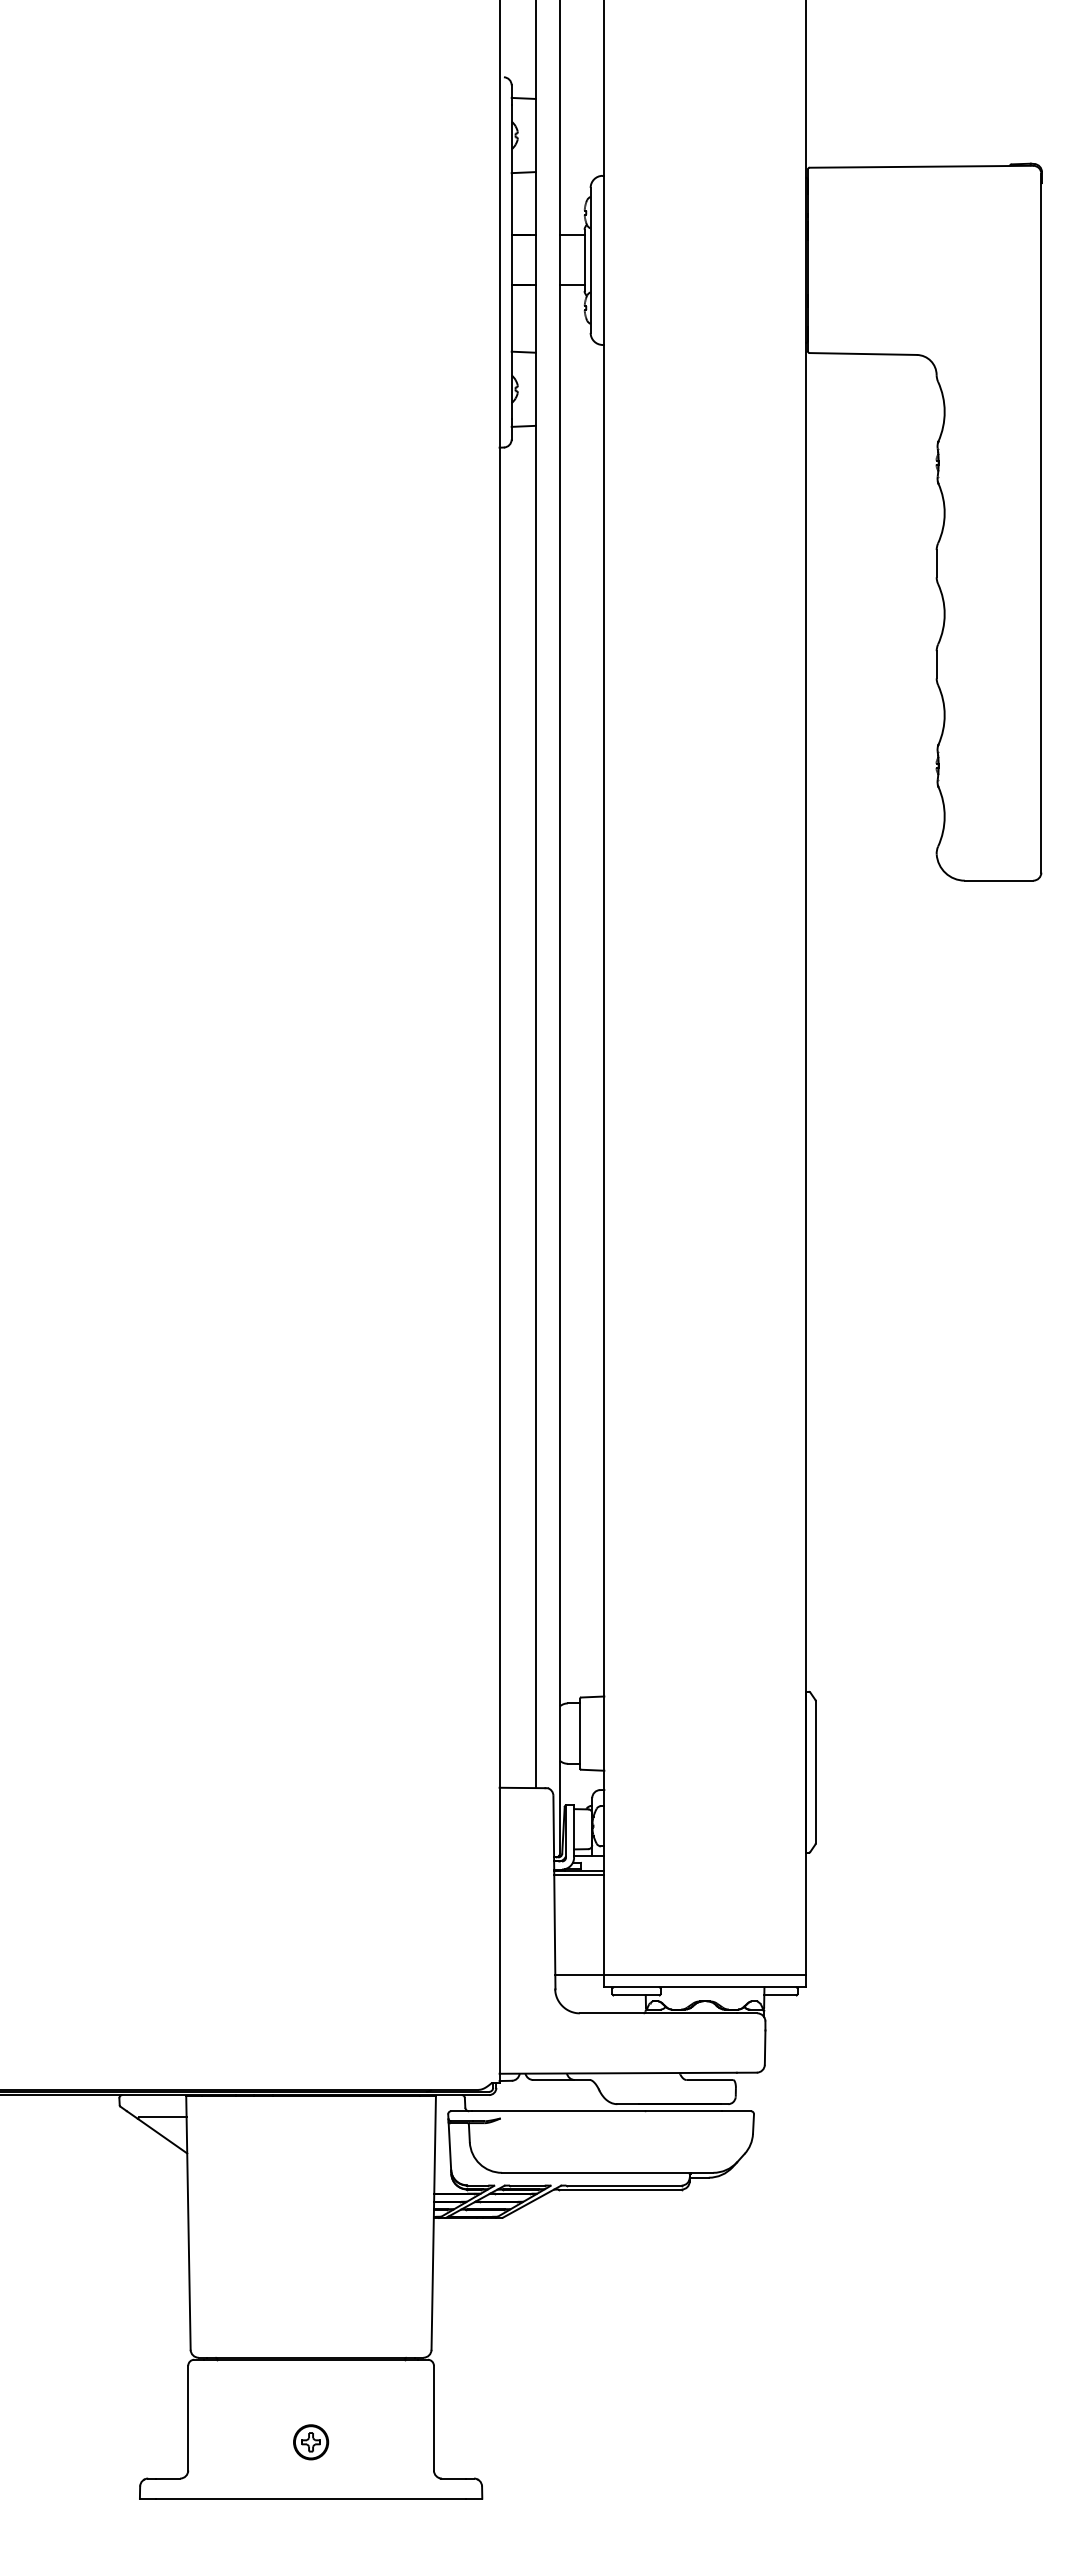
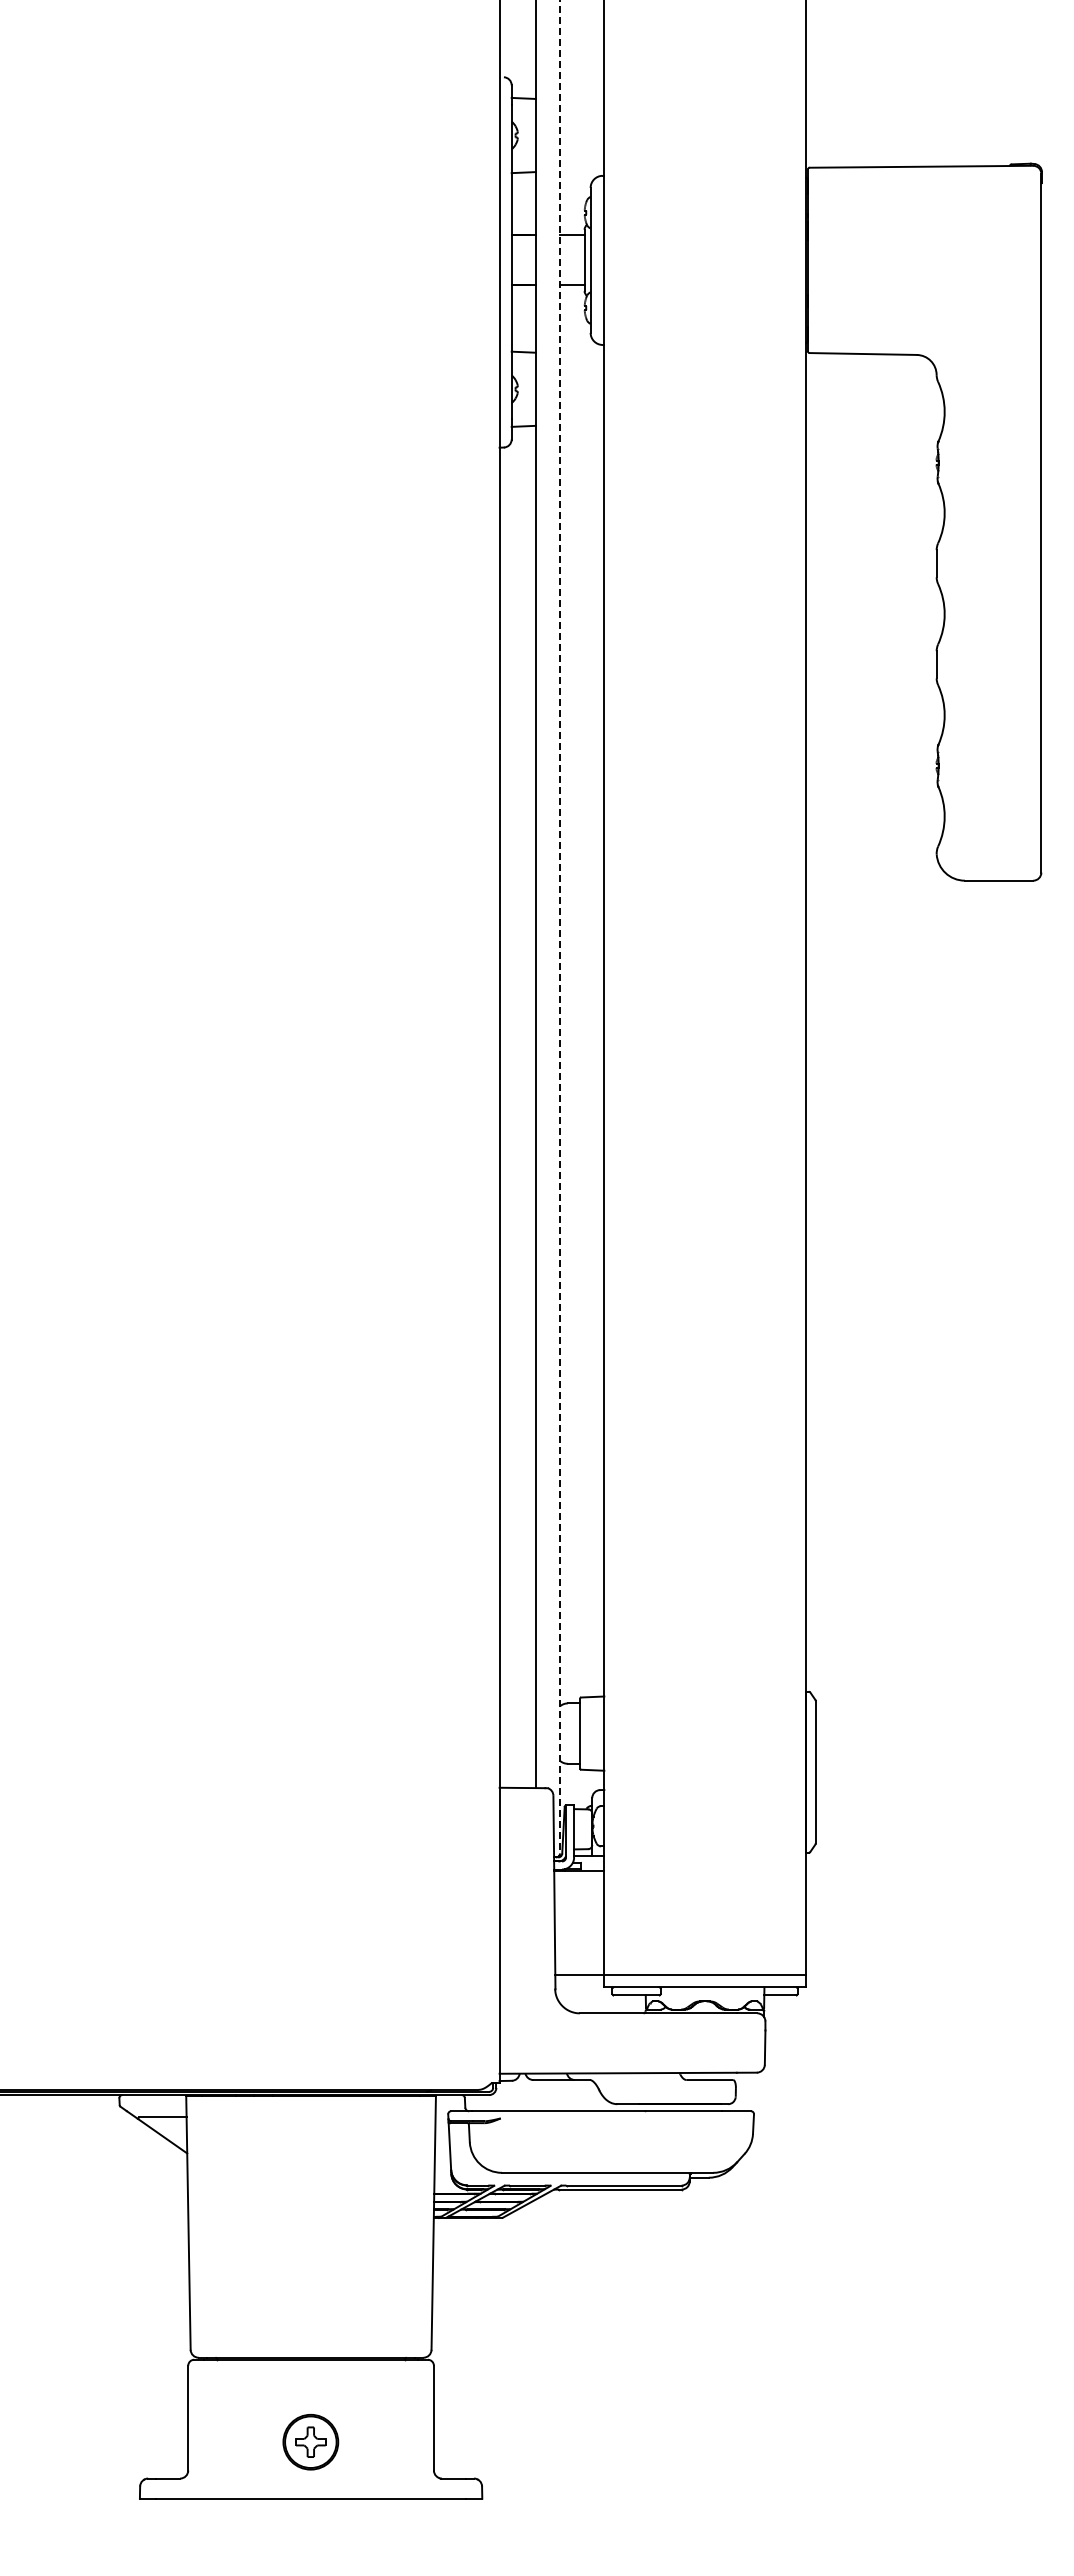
line: solid -> dashed (560, 927)
line: present -> none (579, 1874)
part size: 37x37 px -> 58x57 px (310, 2442)
